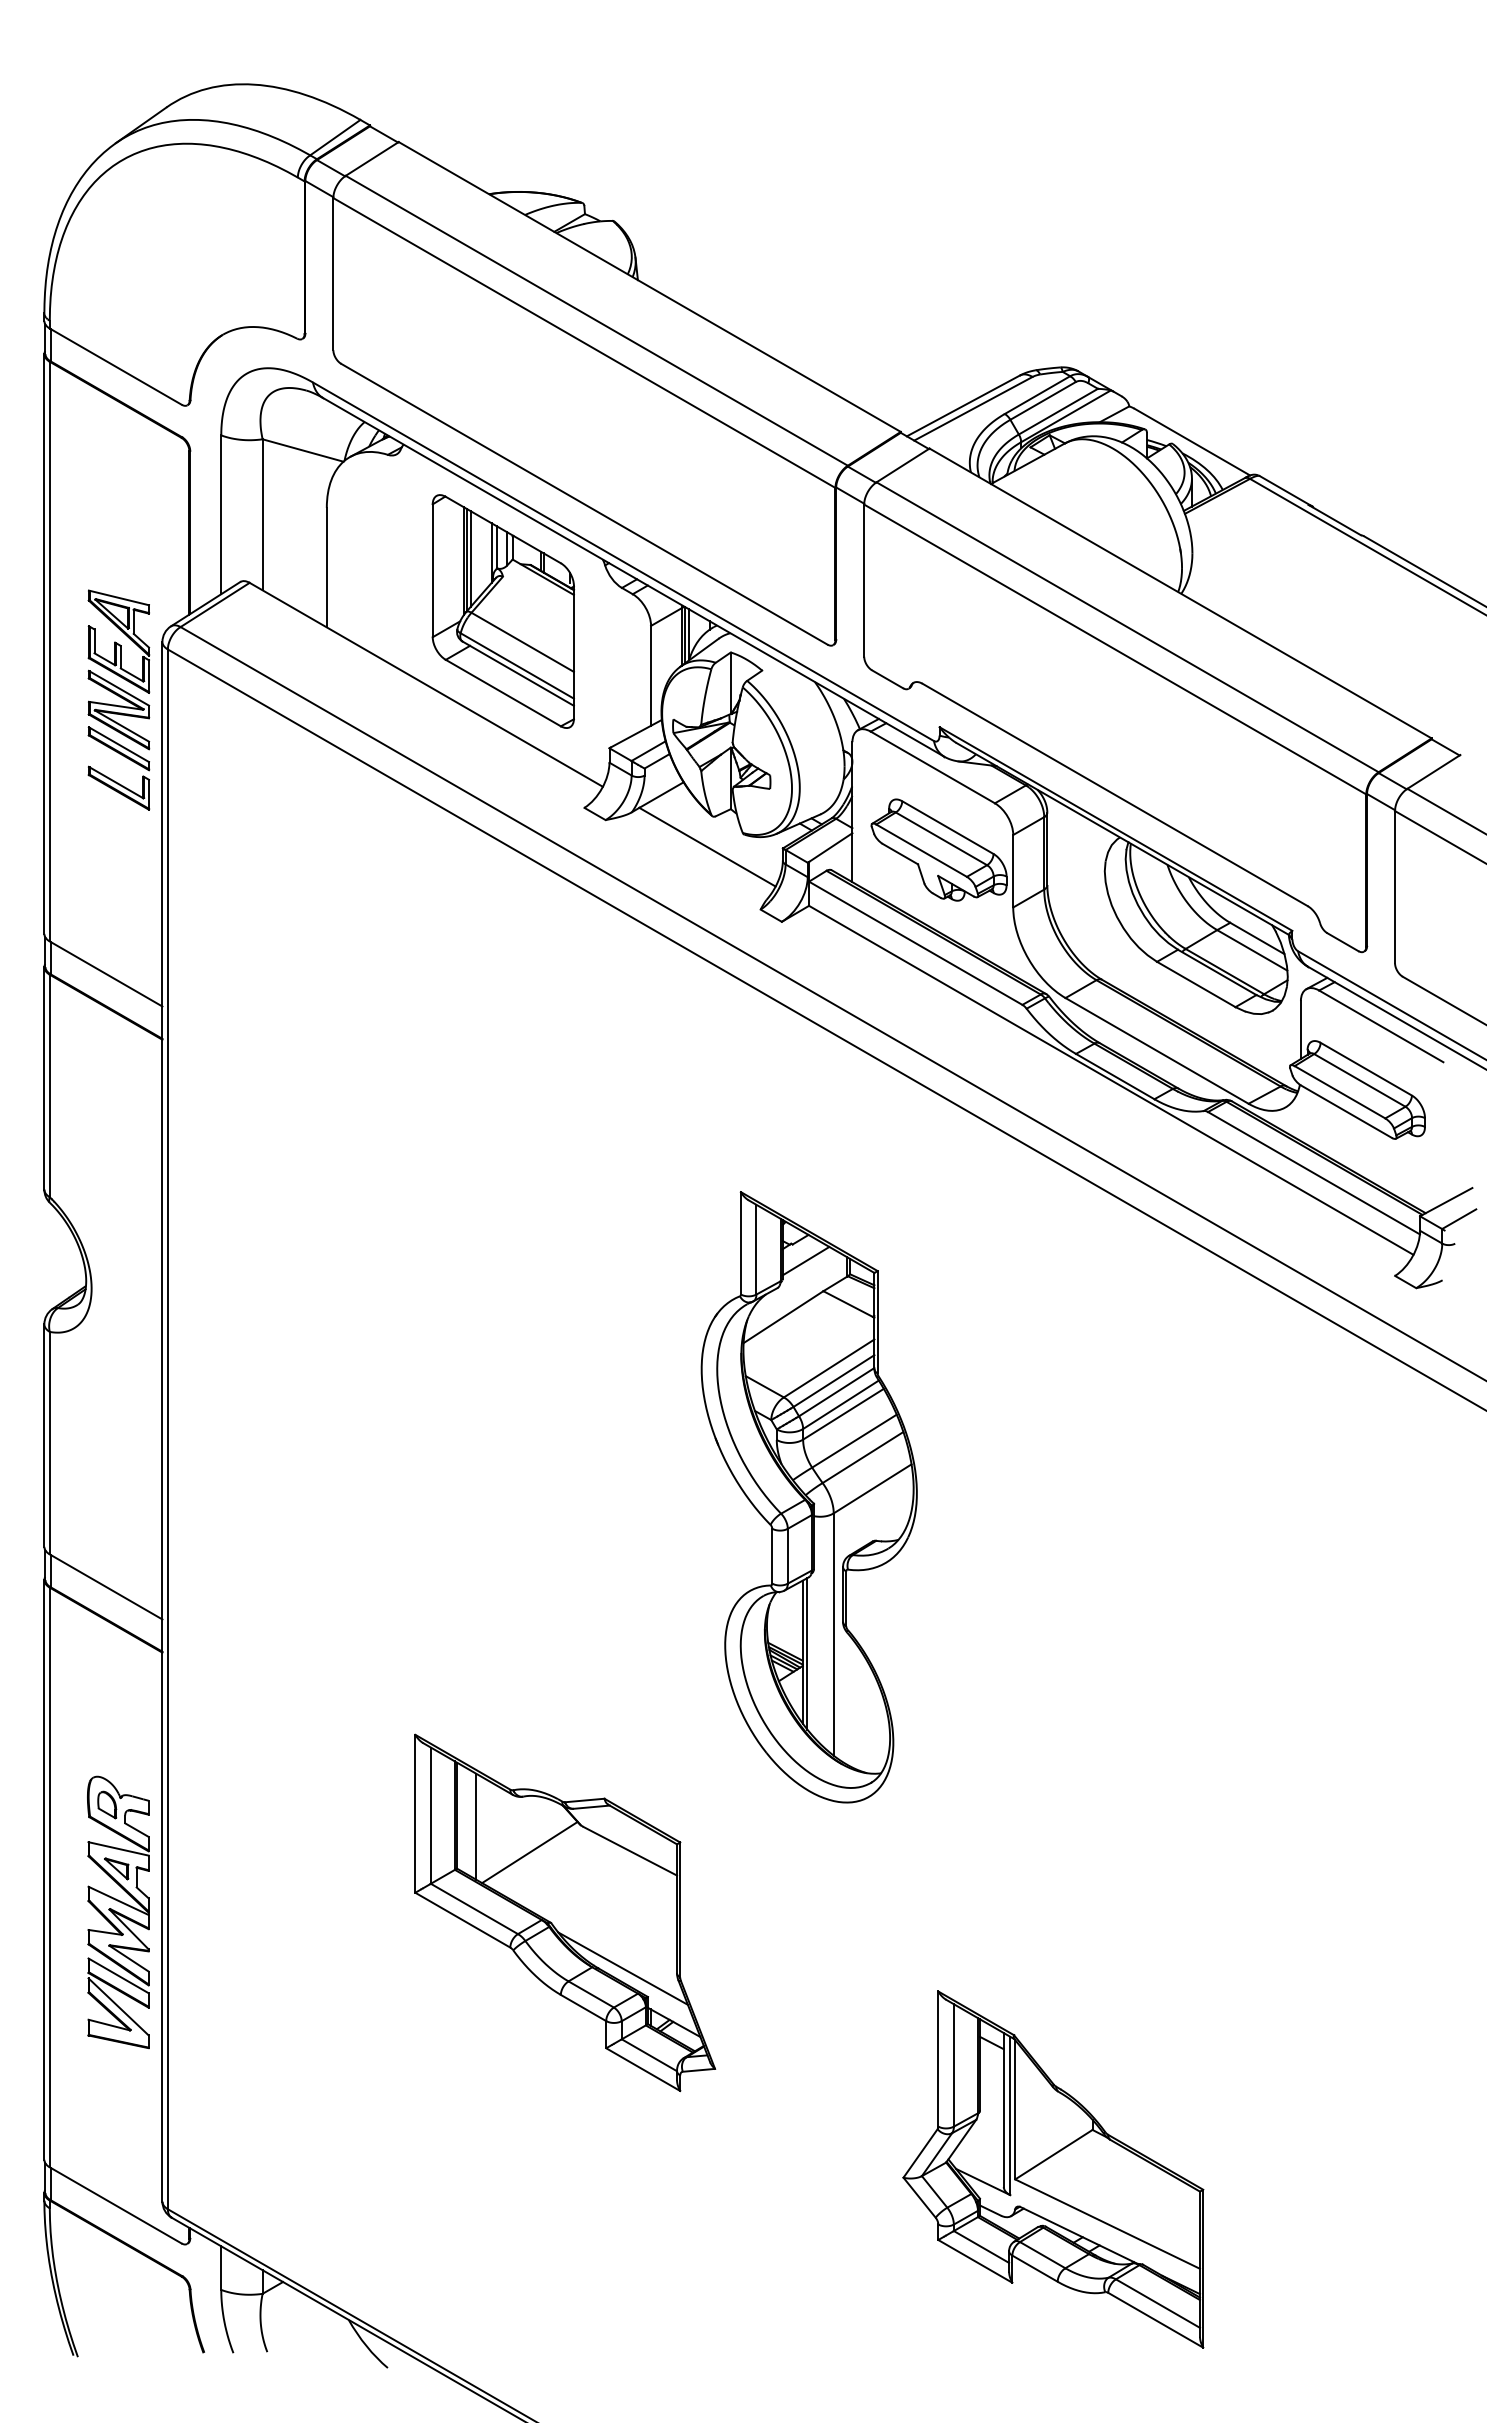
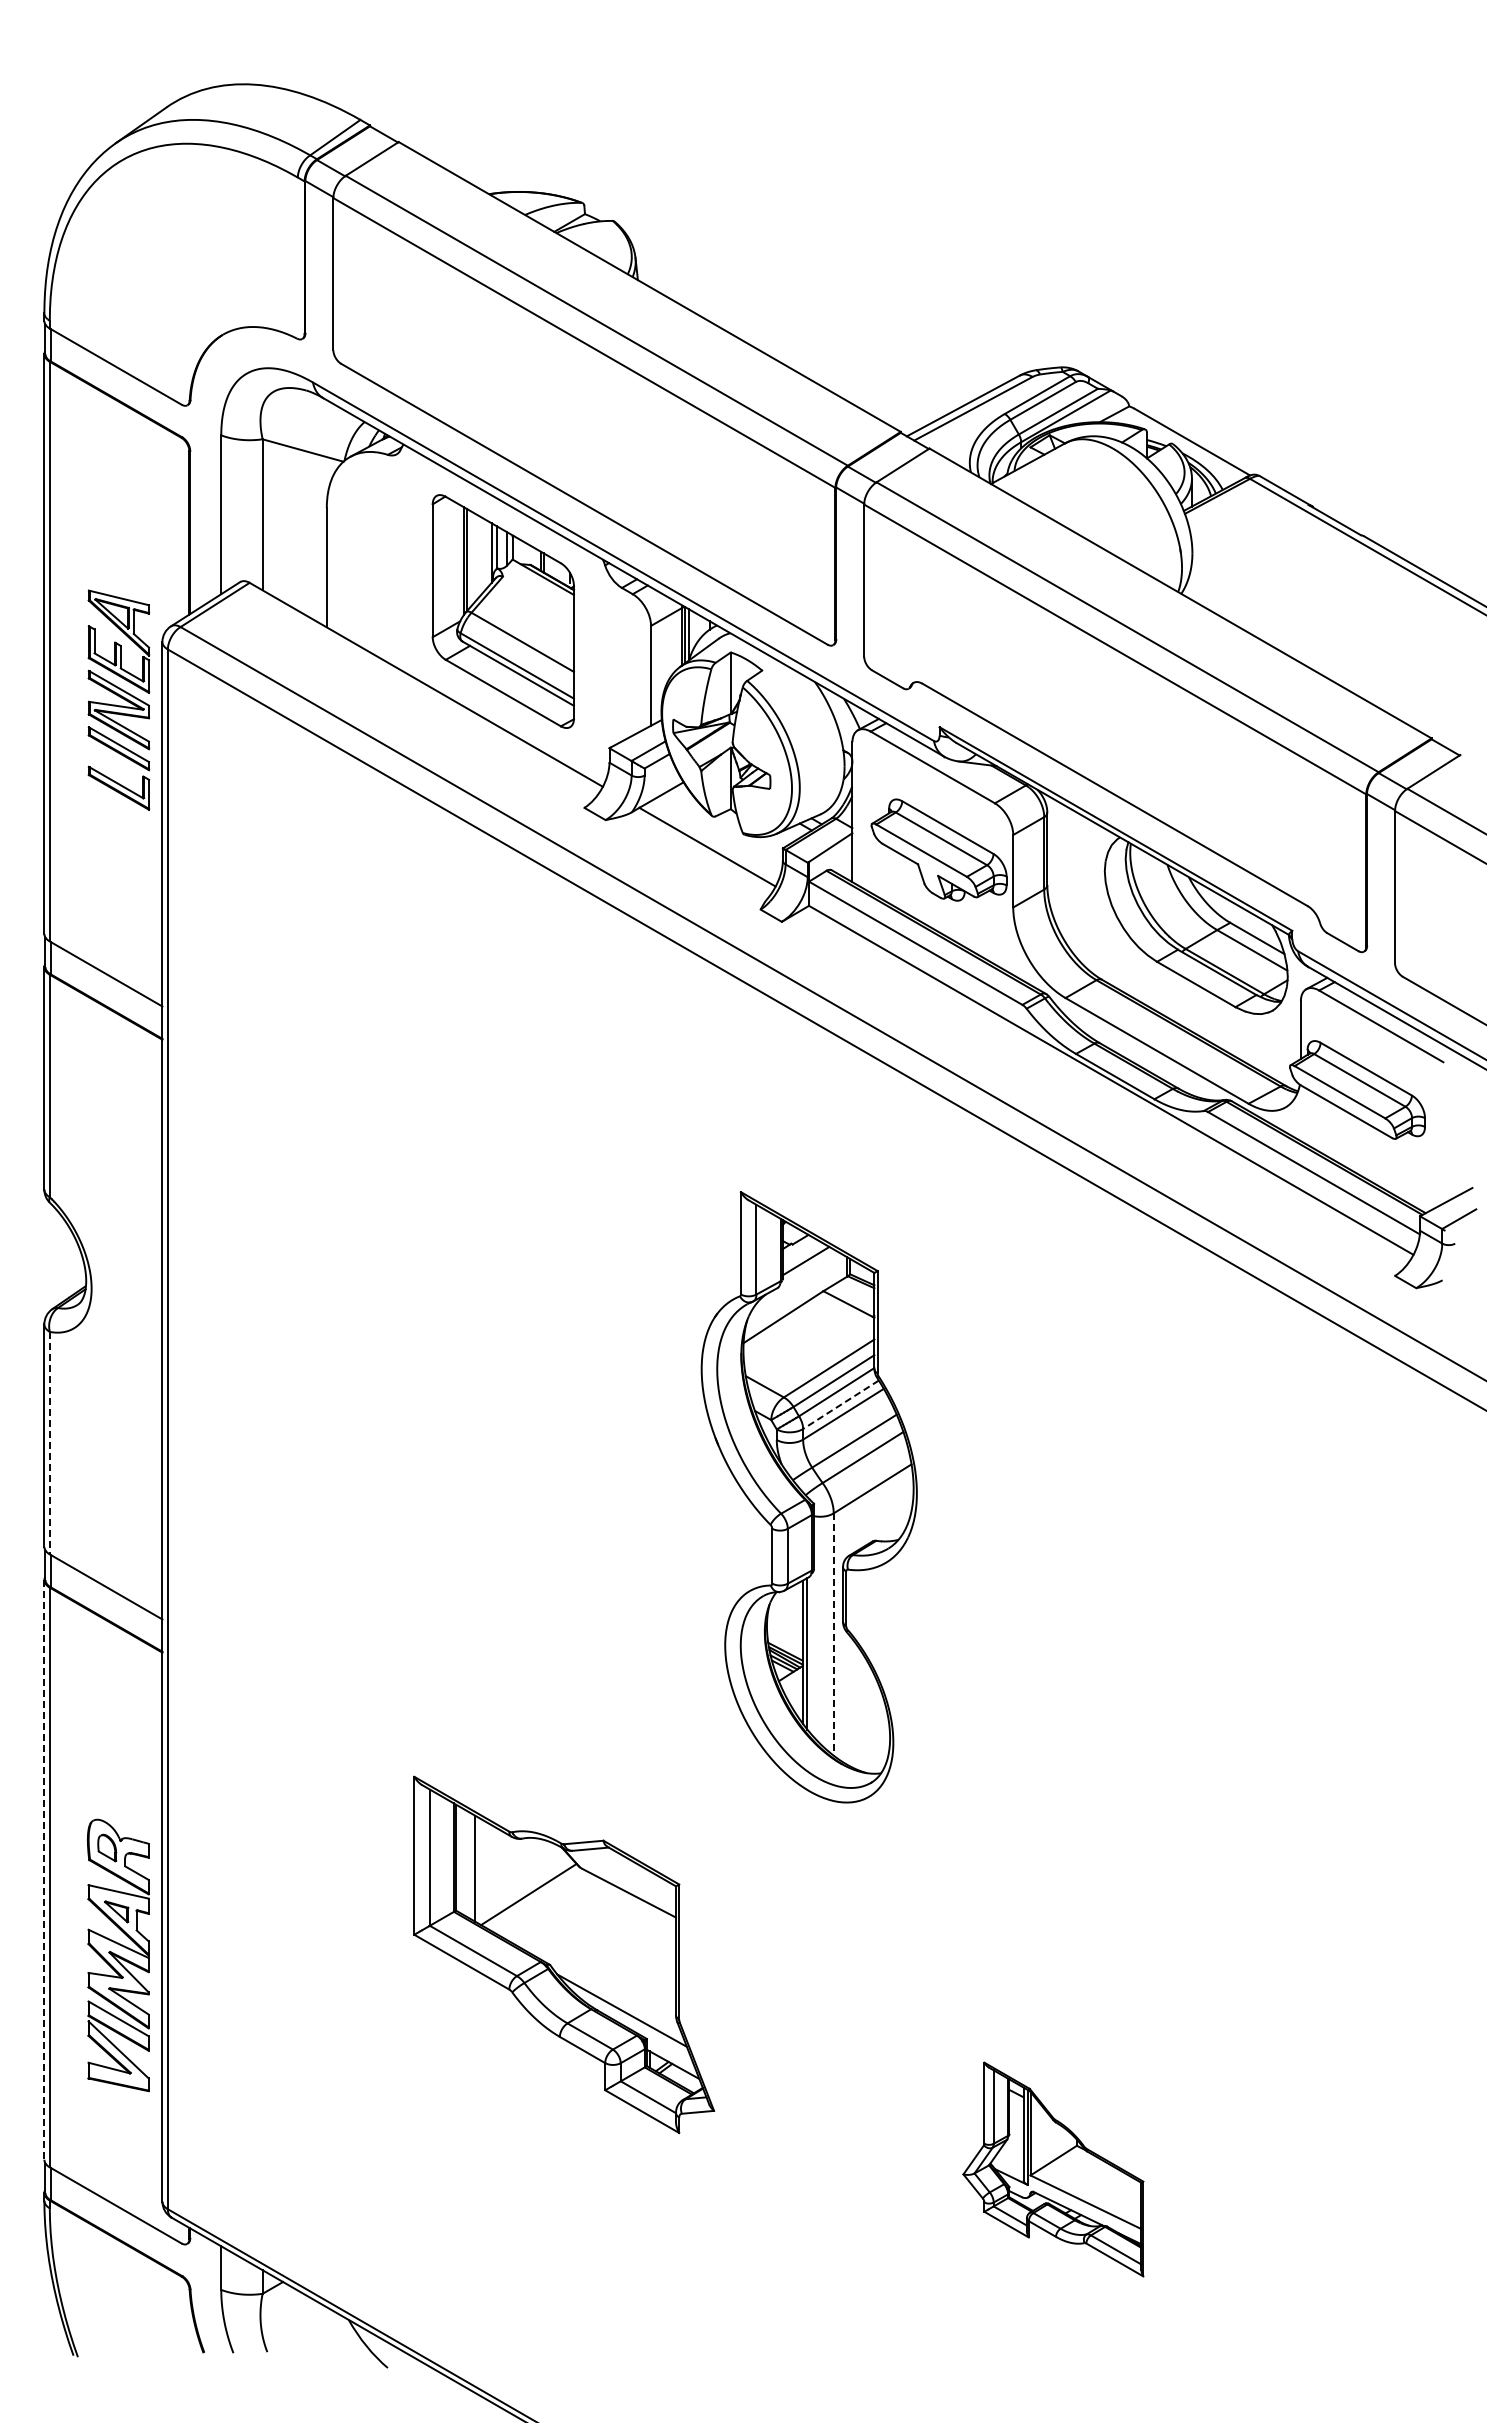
line: present -> none (470, 558)
line: solid -> dashed (841, 1404)
line: solid -> dashed (49, 1443)
line: solid -> dashed (833, 1635)
line: solid -> dashed (44, 1869)
part position: (118, 1912) -> (118, 1955) (118, 1955)
part position: (565, 1912) -> (564, 1954) (564, 1954)
part size: 303x359 px -> 183x217 px (1053, 2169)
